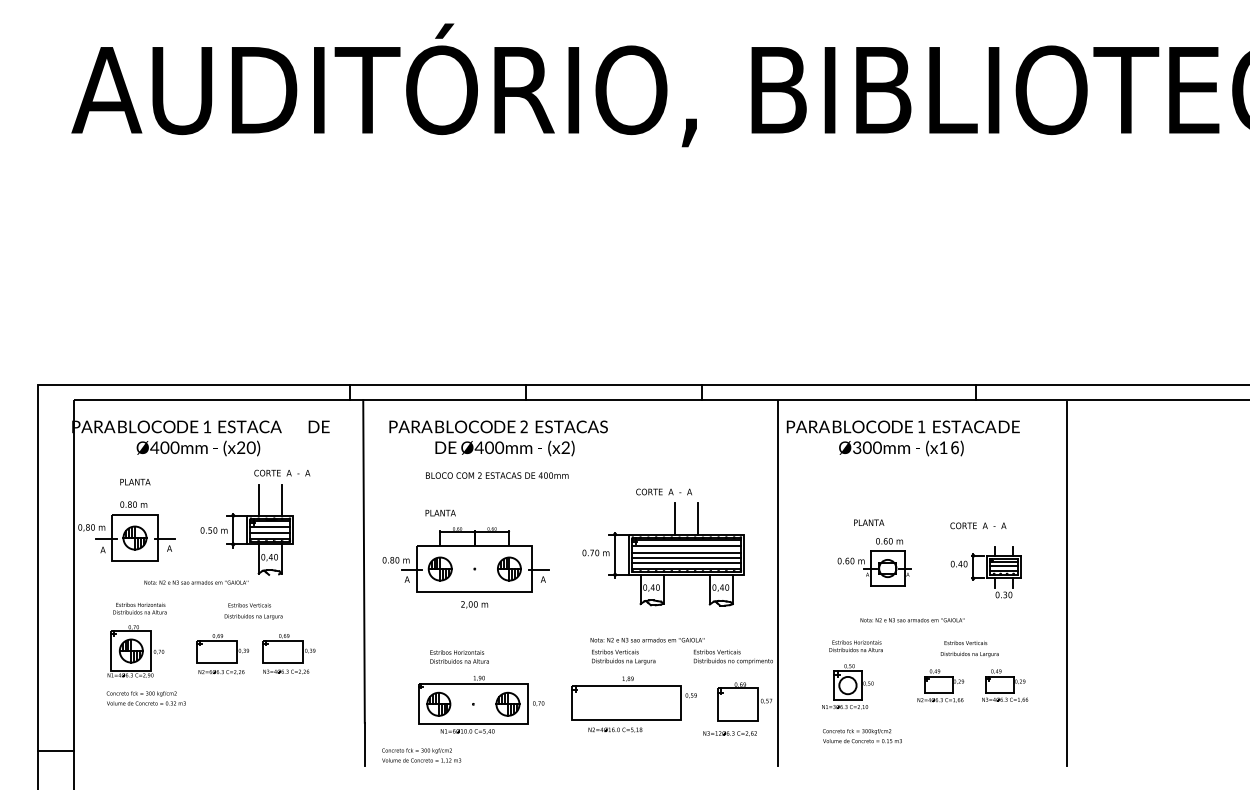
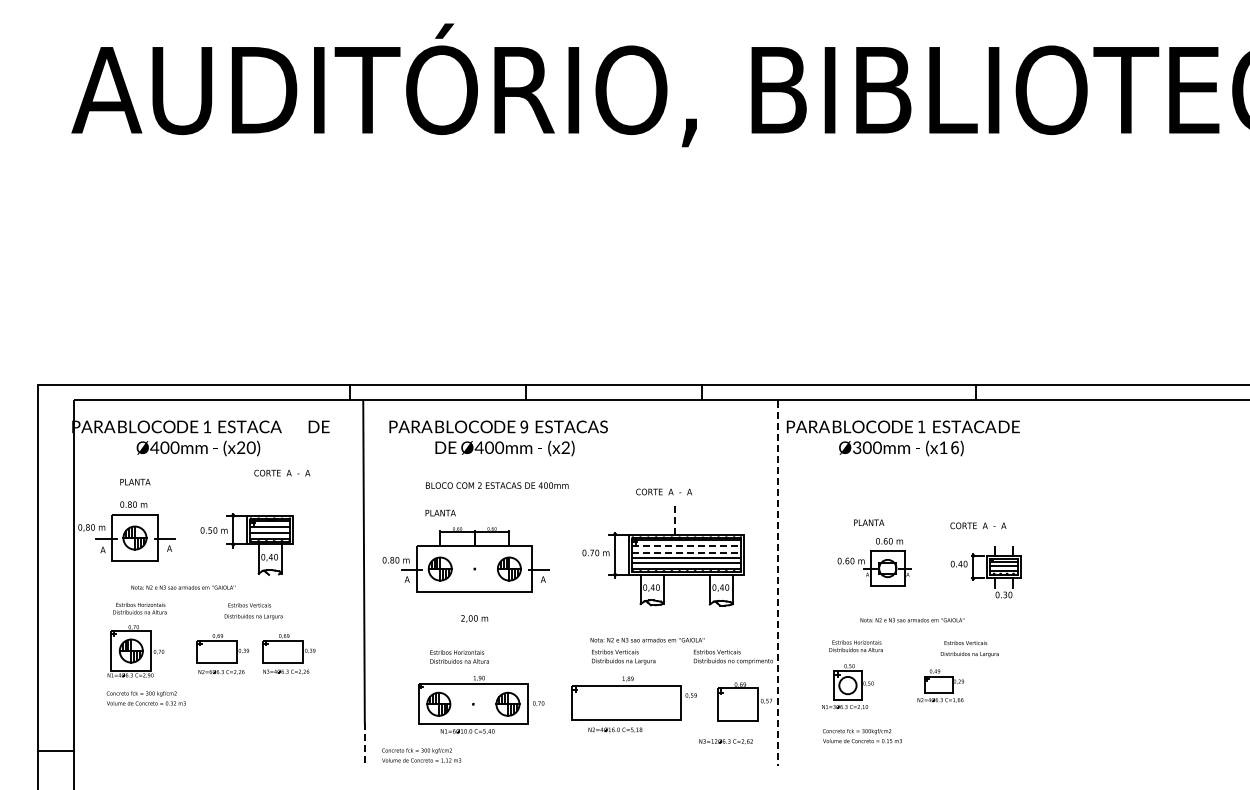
text: 2 -> 9 (524, 426)
text position: (497, 475) -> (497, 485) (497, 485)
line: present -> none (259, 499)
line: present -> none (282, 499)
line: solid -> dashed (674, 518)
line: present -> none (697, 518)
line: solid -> dashed (686, 545)
line: solid -> dashed (686, 552)
text position: (196, 582) -> (183, 587) (183, 587)
line: present -> none (1066, 583)
line: solid -> dashed (777, 584)
text position: (474, 604) -> (474, 618) (474, 618)
part: present -> none (1005, 685)
text position: (729, 733) -> (725, 741) (725, 741)
line: solid -> dashed (364, 744)
